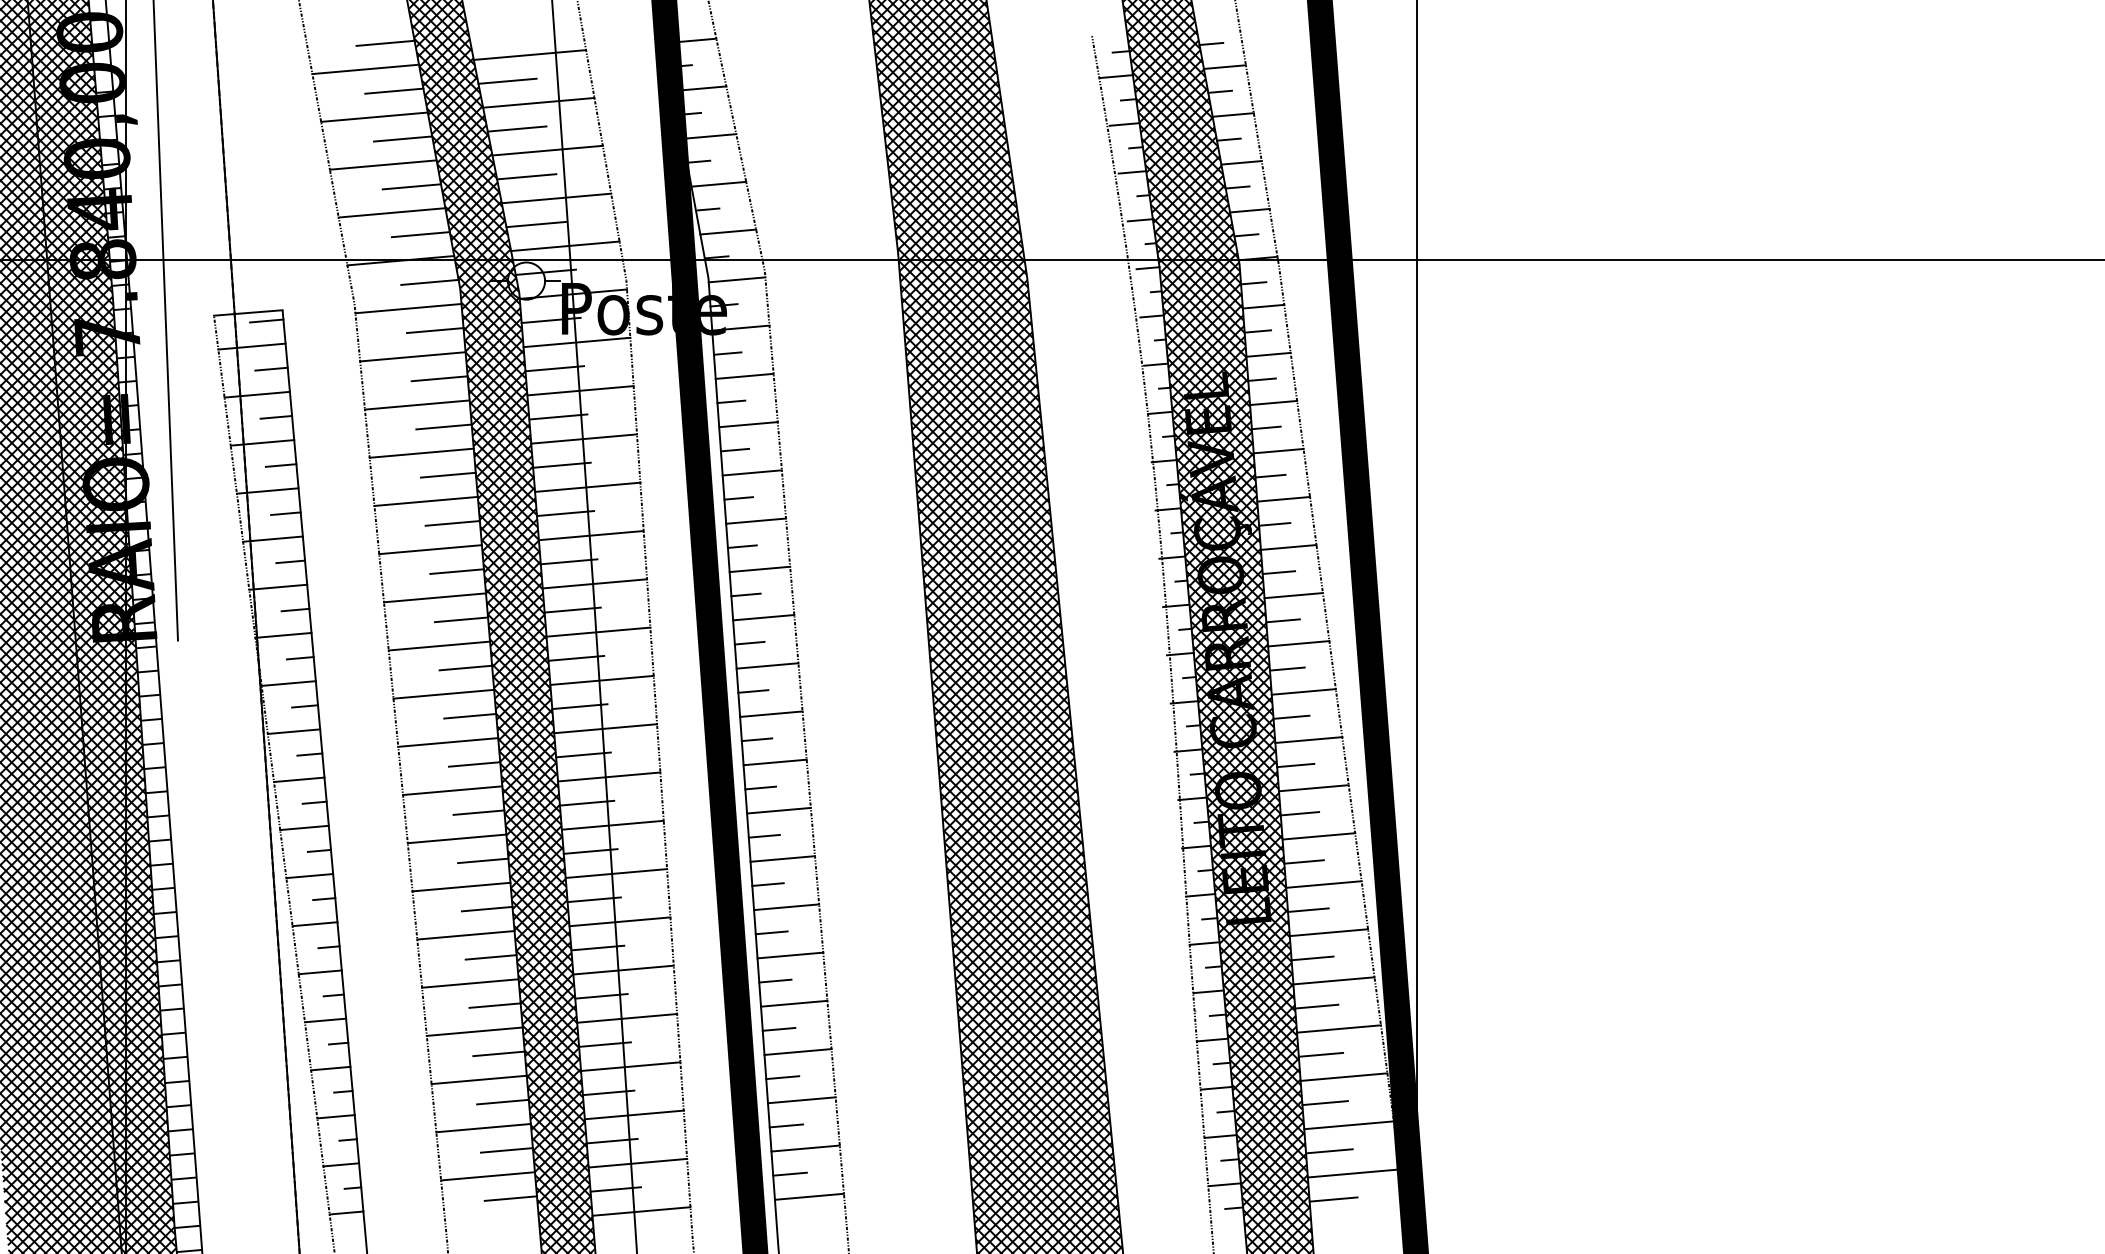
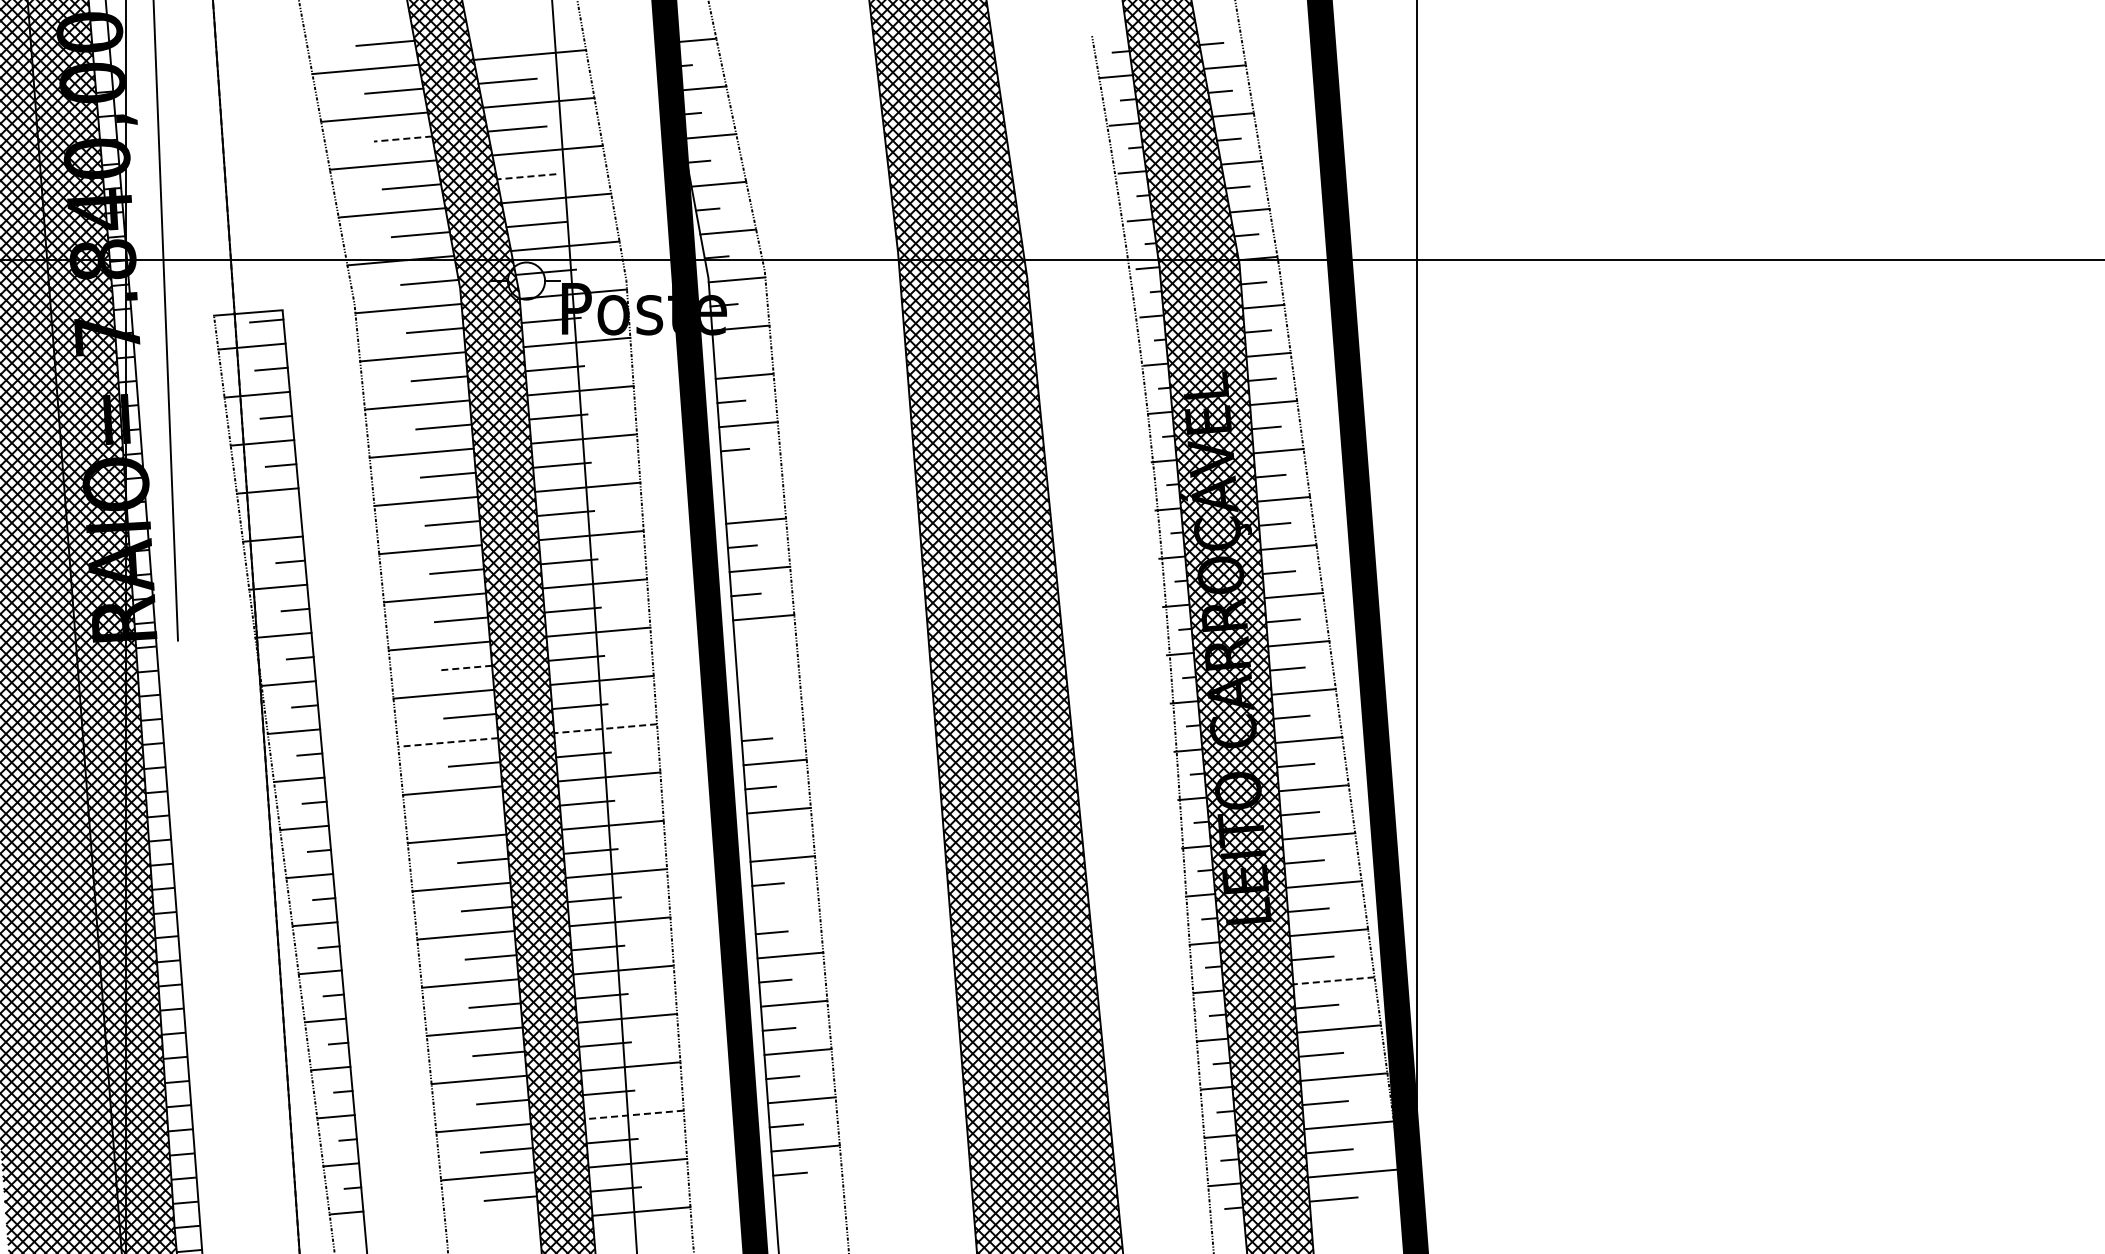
line: solid -> dashed (402, 139)
line: solid -> dashed (526, 176)
line: present -> none (727, 353)
line: present -> none (751, 472)
line: present -> none (738, 498)
line: present -> none (285, 513)
line: present -> none (749, 642)
line: present -> none (767, 665)
line: solid -> dashed (465, 668)
line: present -> none (753, 691)
line: present -> none (771, 713)
line: solid -> dashed (605, 728)
line: solid -> dashed (447, 742)
line: present -> none (478, 812)
line: present -> none (763, 835)
line: present -> none (786, 907)
line: solid -> dashed (1333, 980)
line: solid -> dashed (634, 1114)
line: present -> none (808, 1196)
